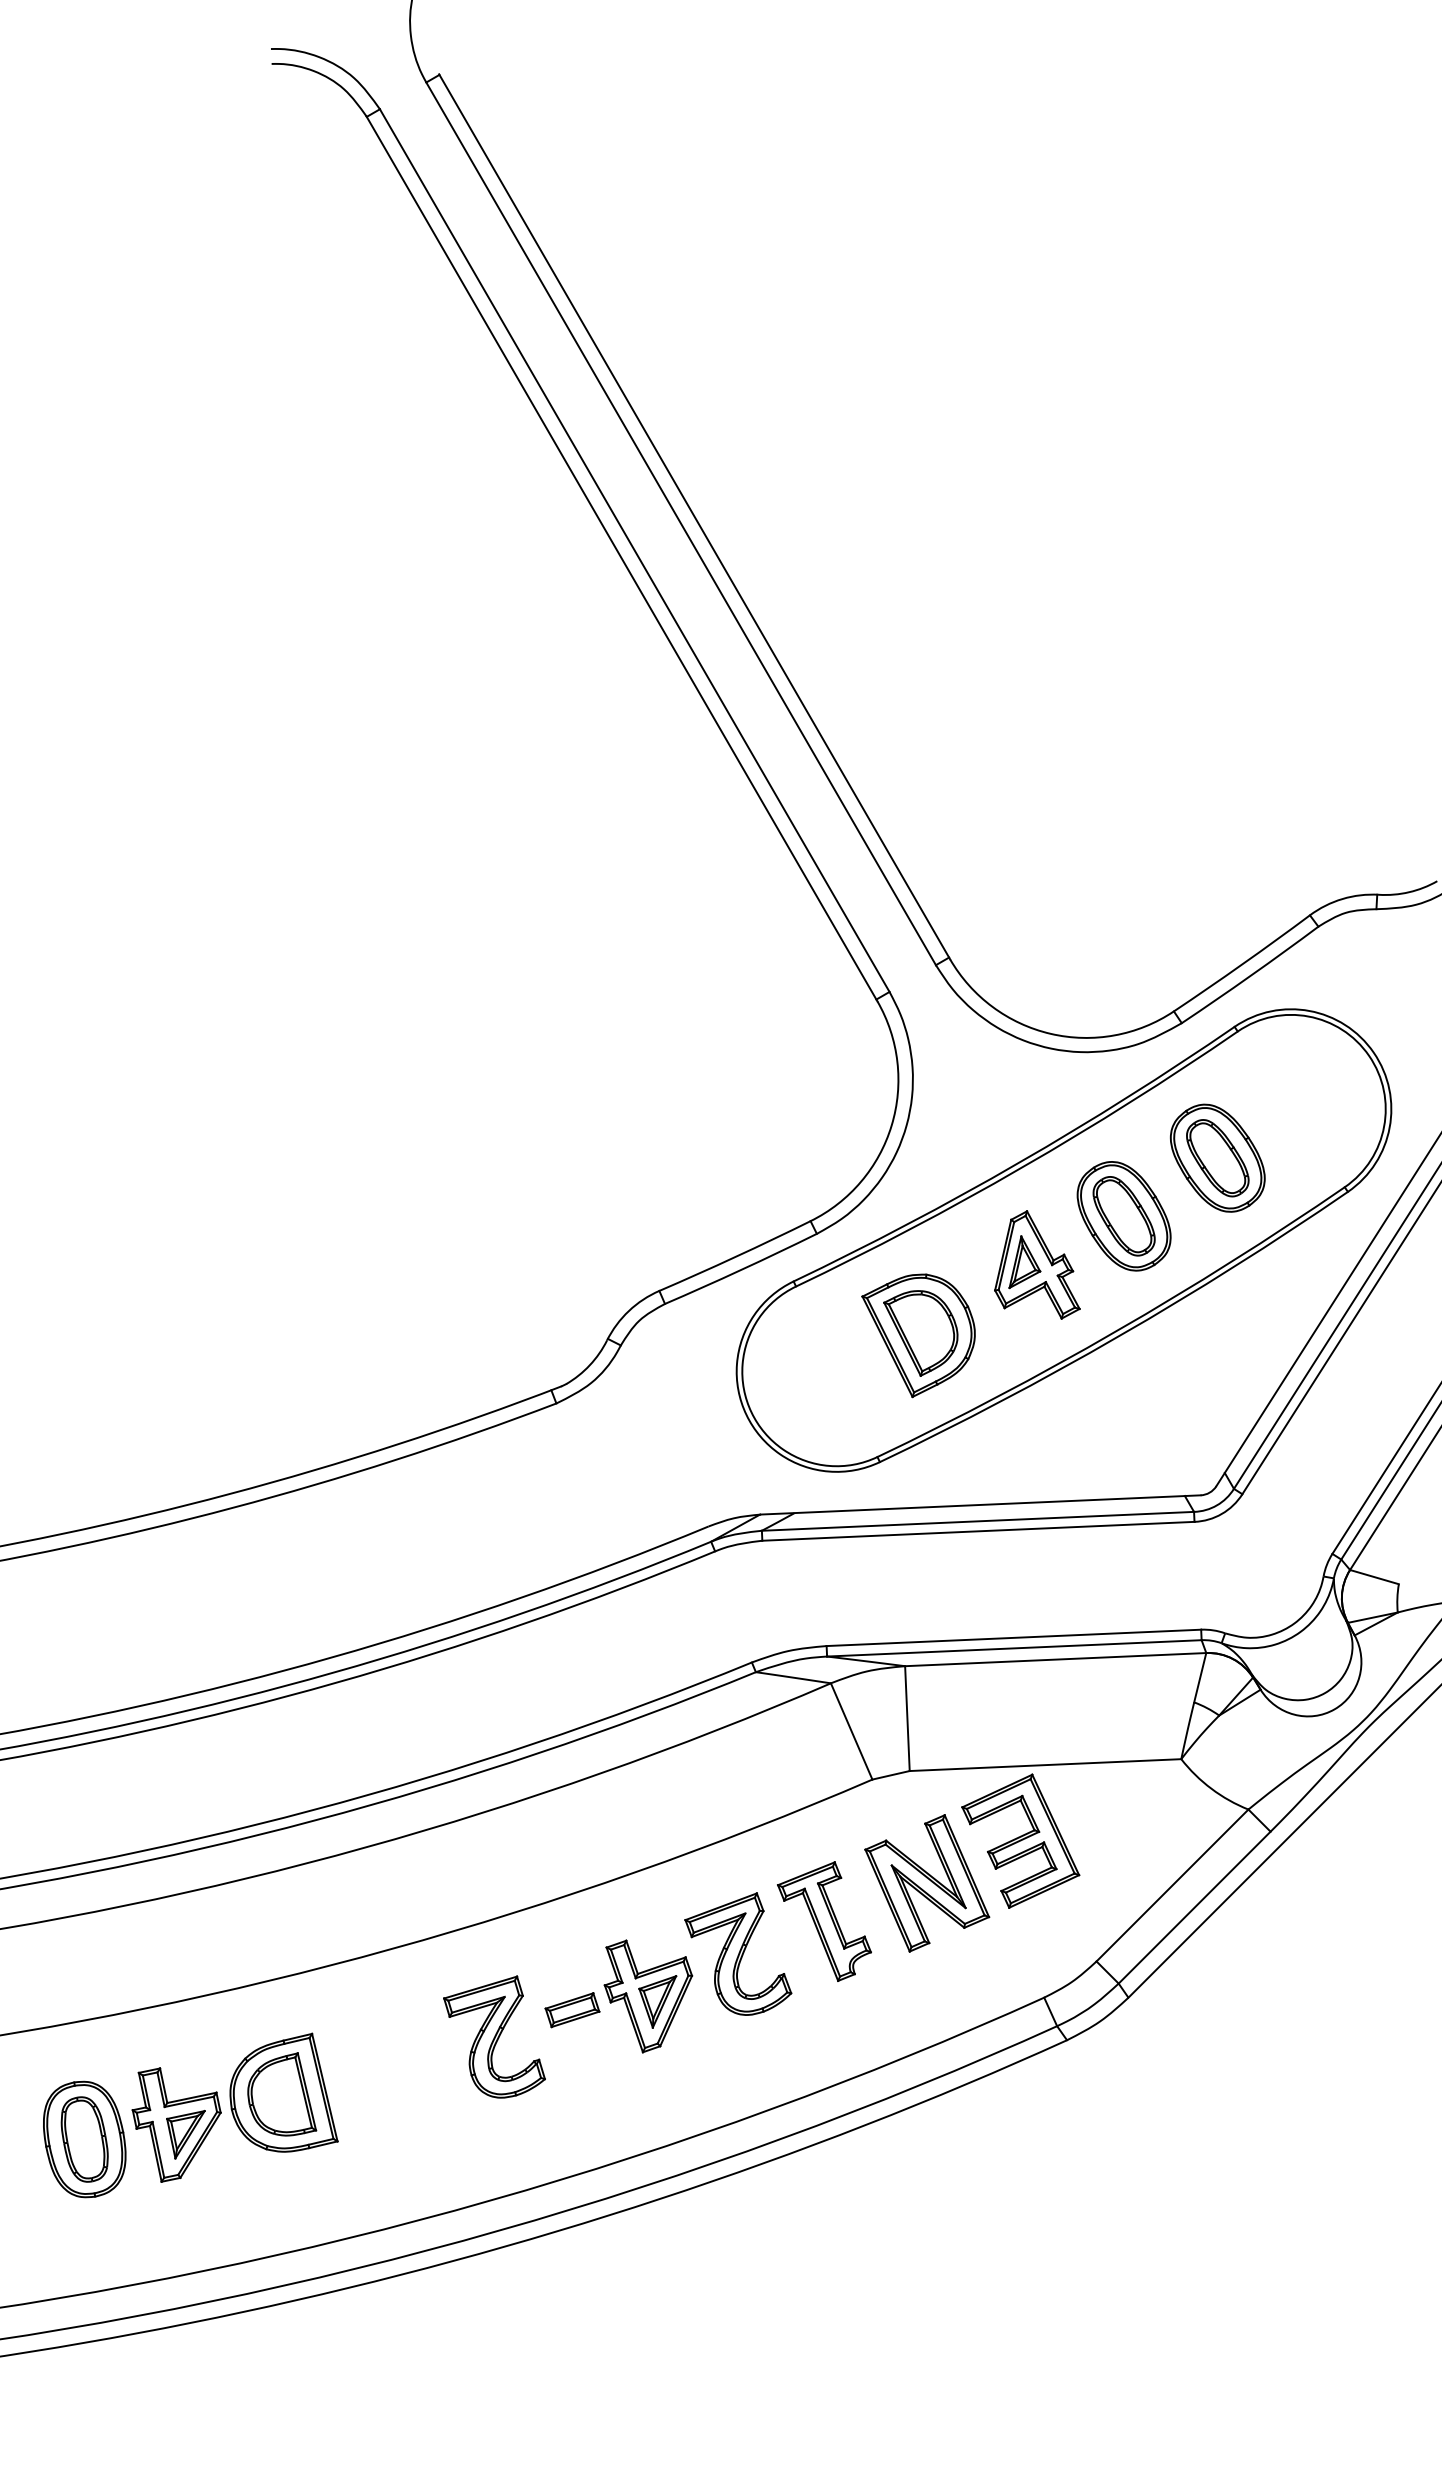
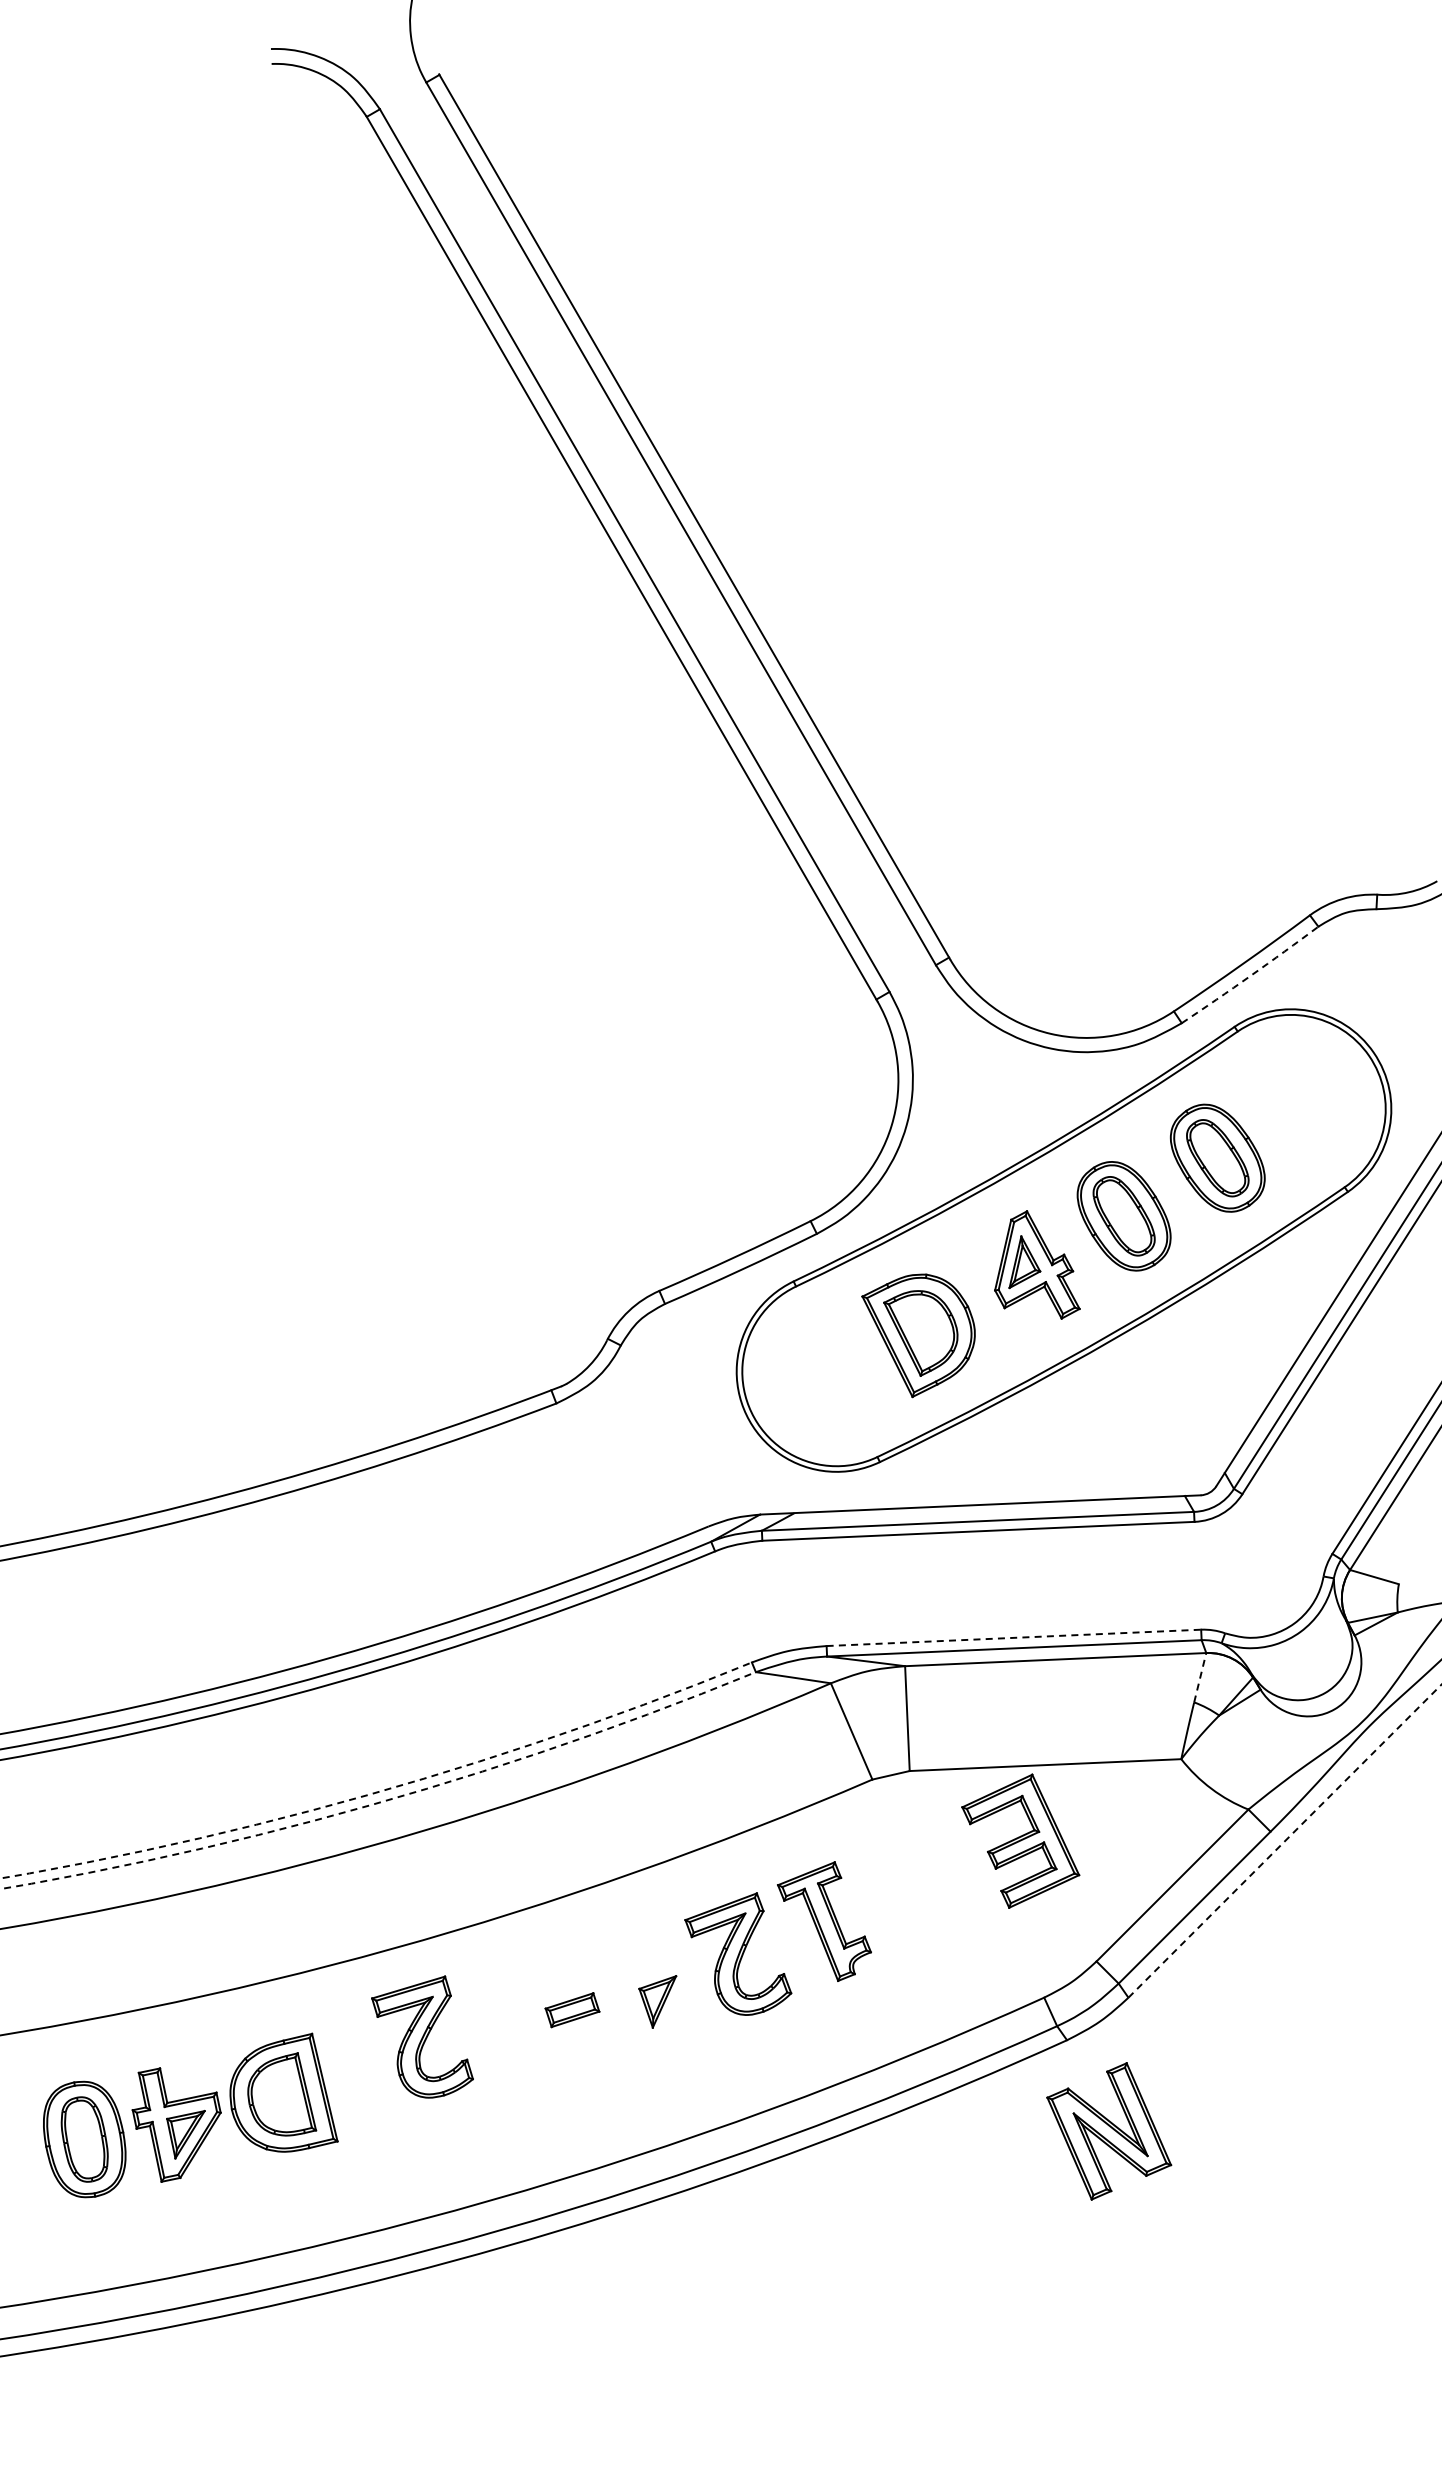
arc: solid -> dashed (1250, 975)
line: solid -> dashed (1014, 1637)
line: solid -> dashed (1200, 1677)
arc: solid -> dashed (382, 1790)
arc: solid -> dashed (383, 1801)
line: solid -> dashed (1285, 1840)
part position: (927, 1883) -> (1109, 2131) (1109, 2131)
part: present -> none (648, 1996)
part position: (494, 2036) -> (422, 2036) (422, 2036)
